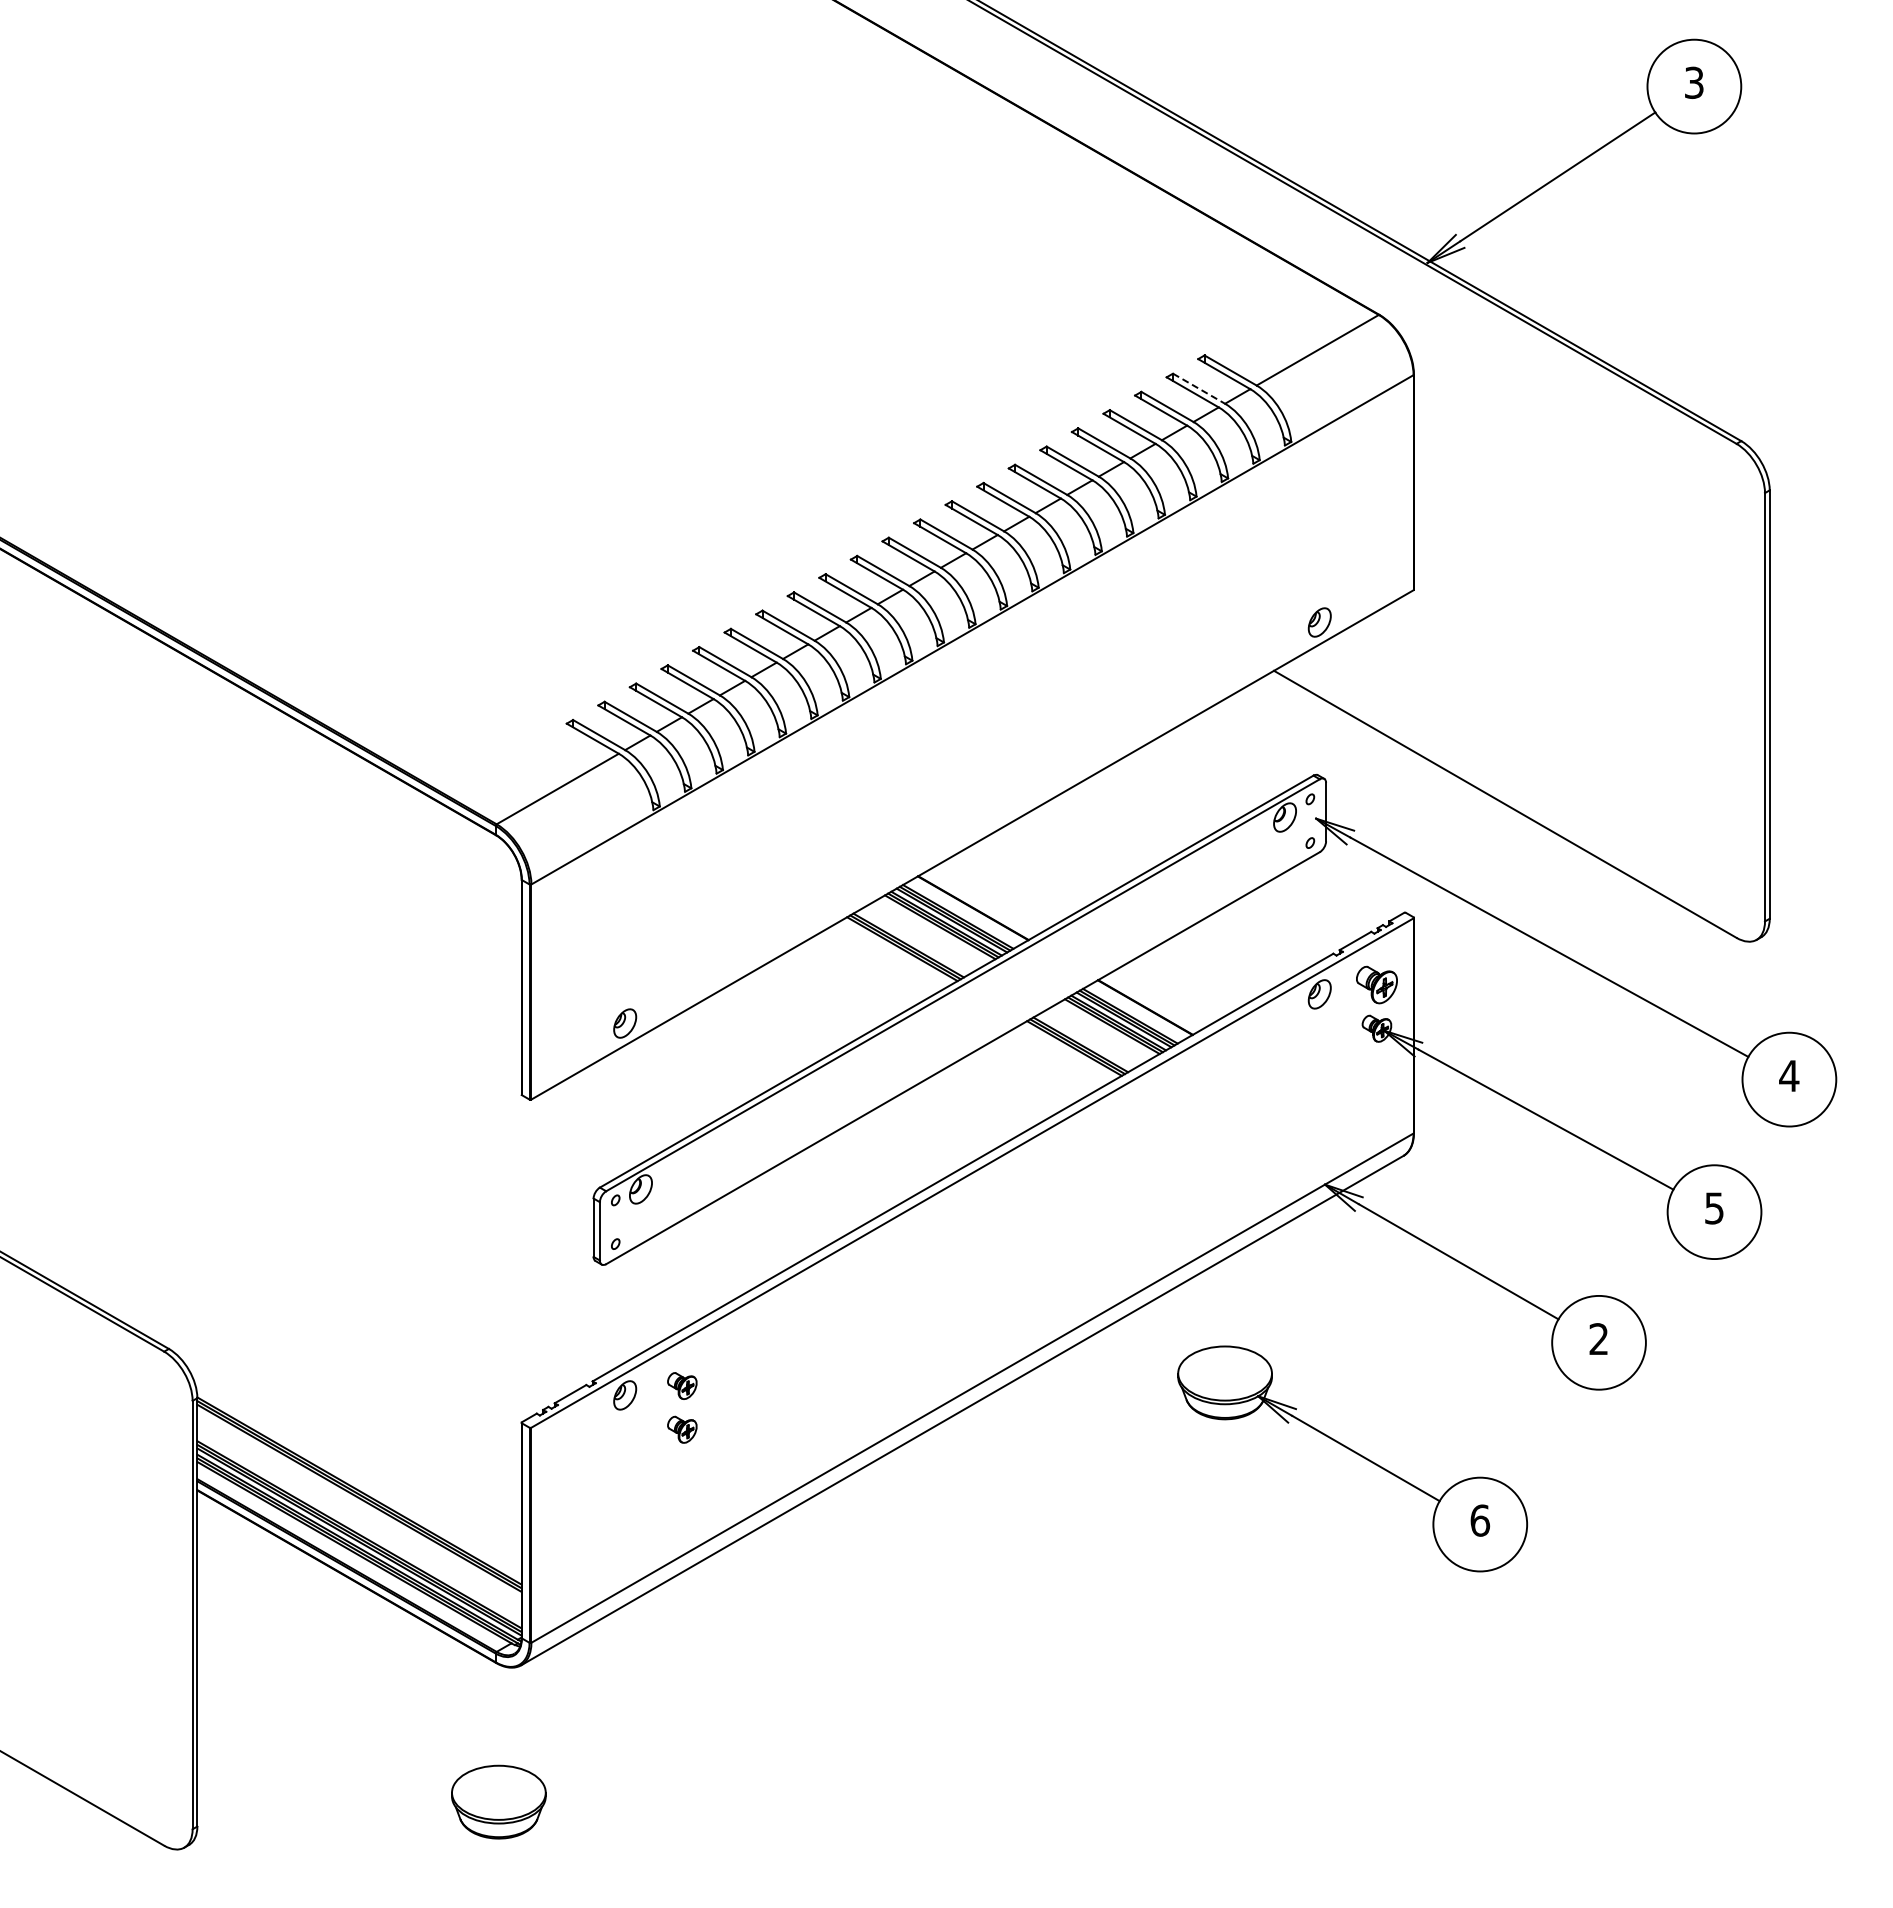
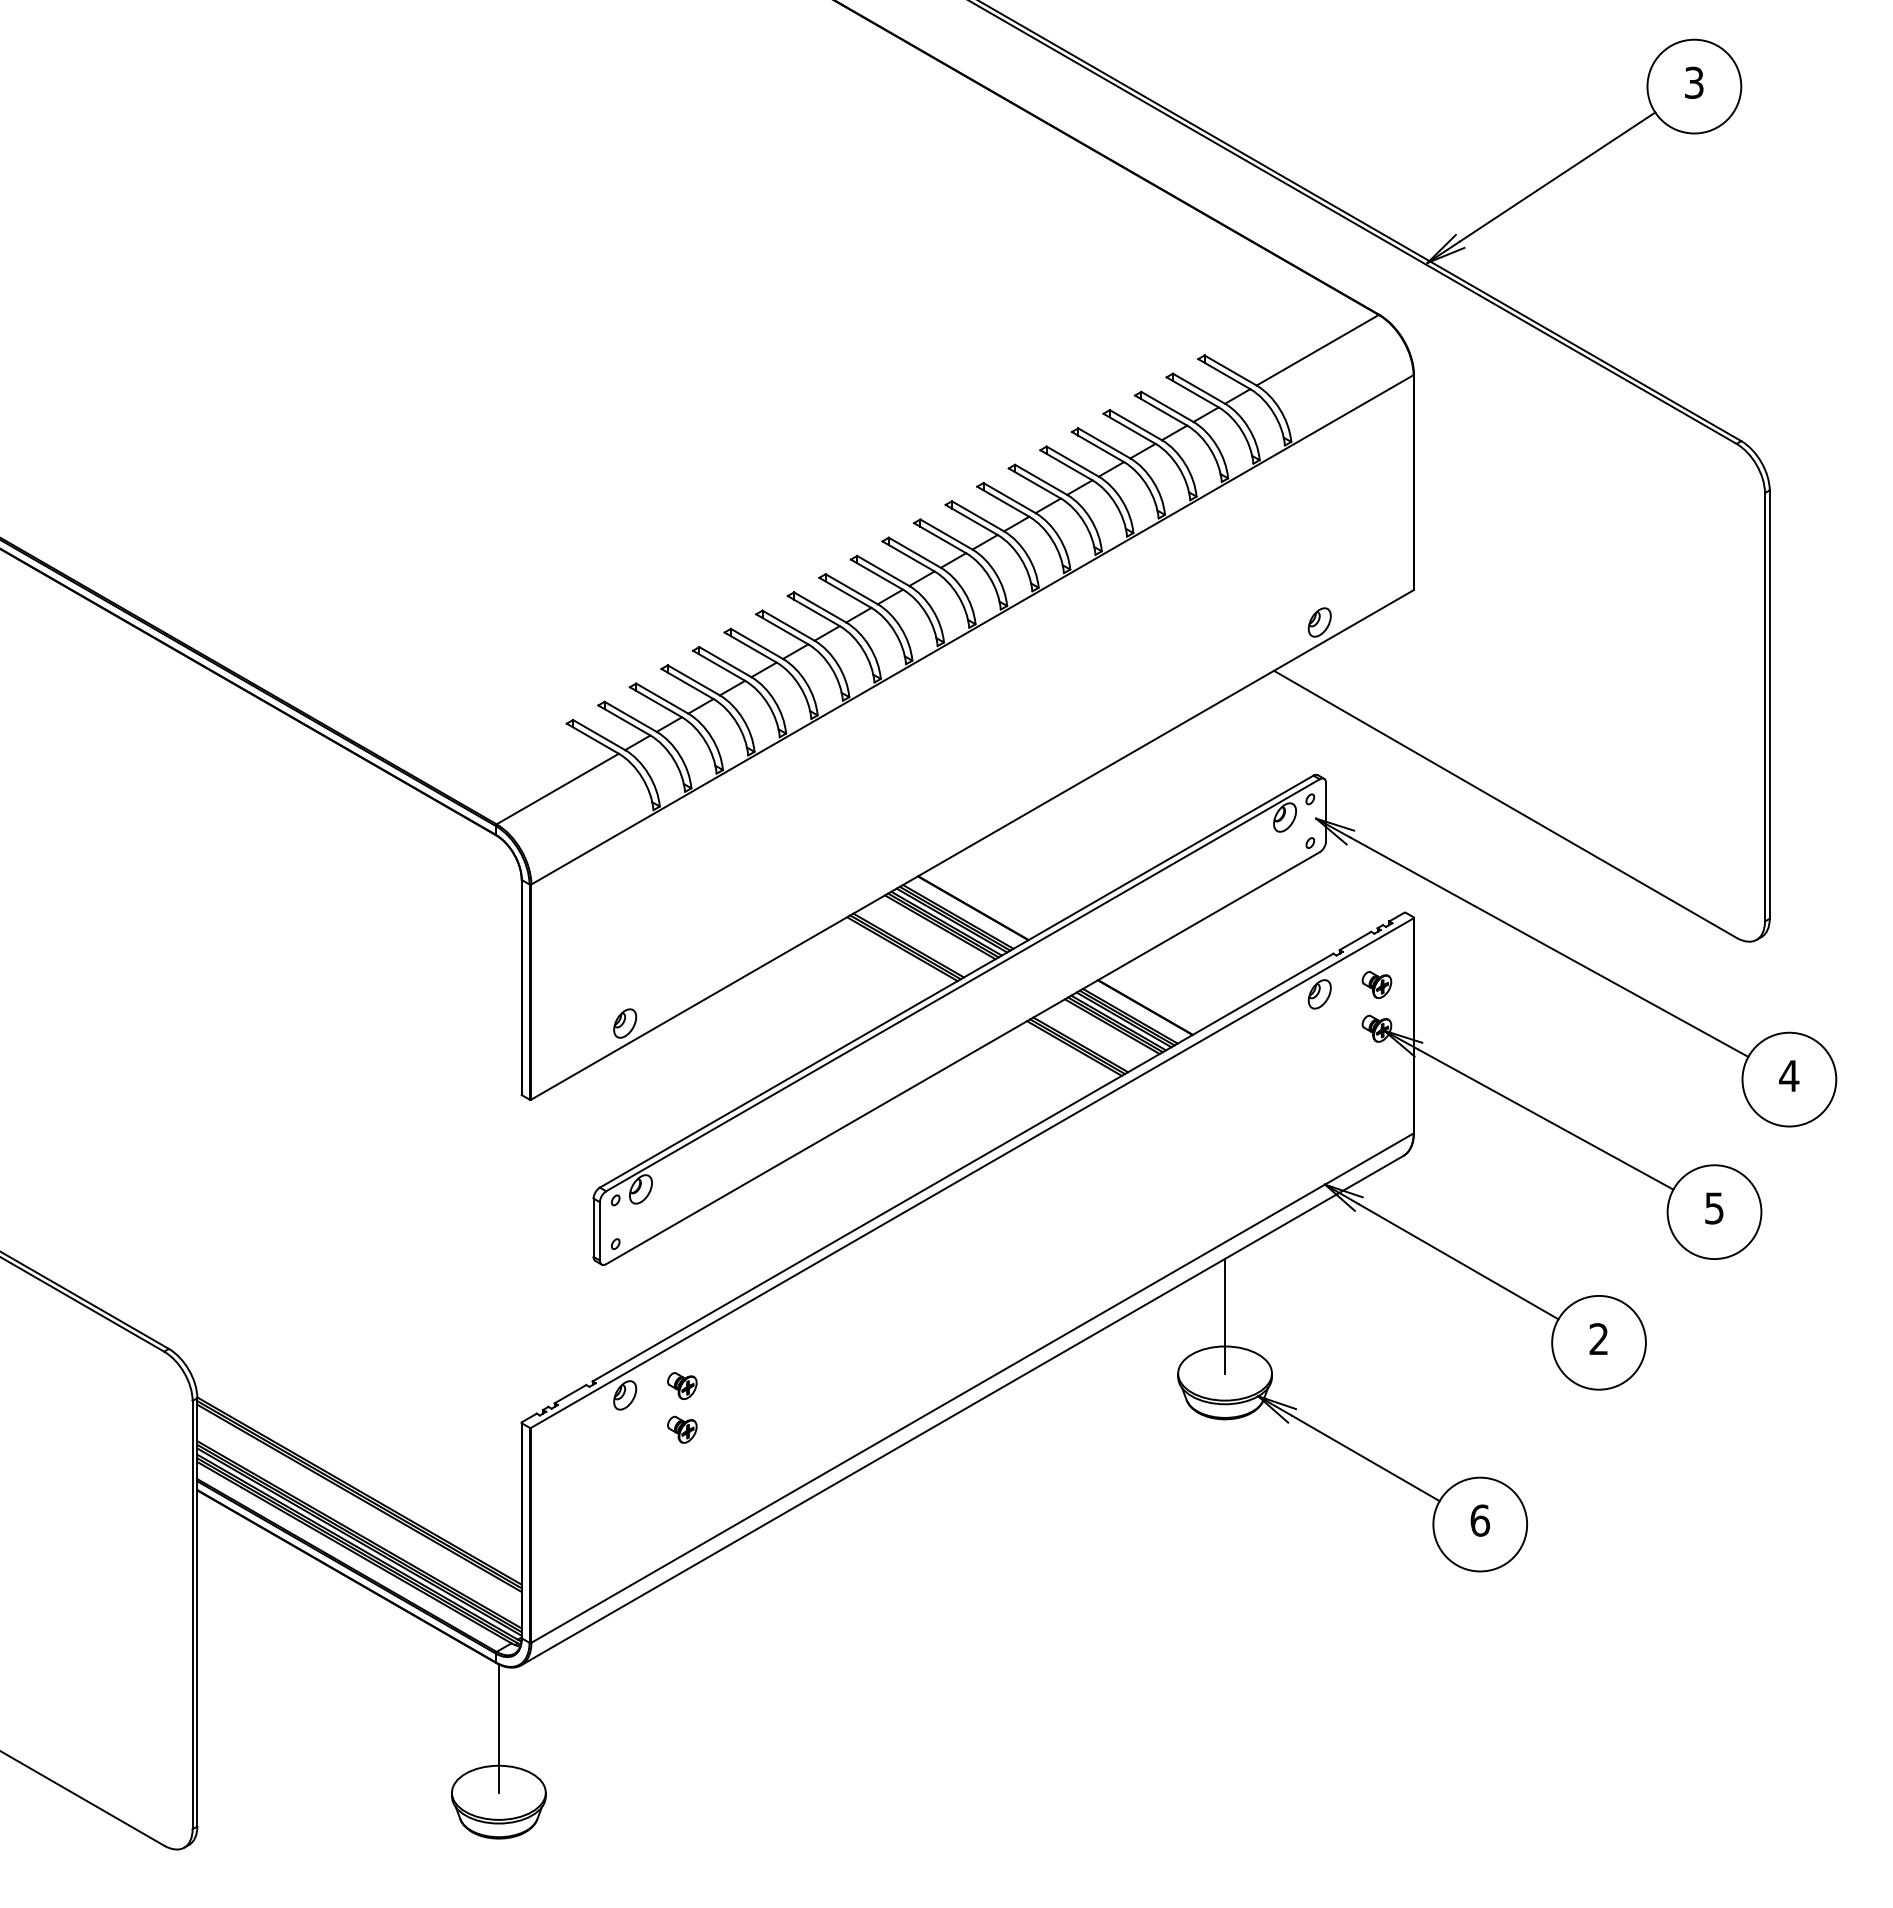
line: dashed -> solid (1199, 388)
part size: 42x40 px -> 32x28 px (1376, 984)
line: none -> present (1225, 1315)
line: none -> present (498, 1728)
